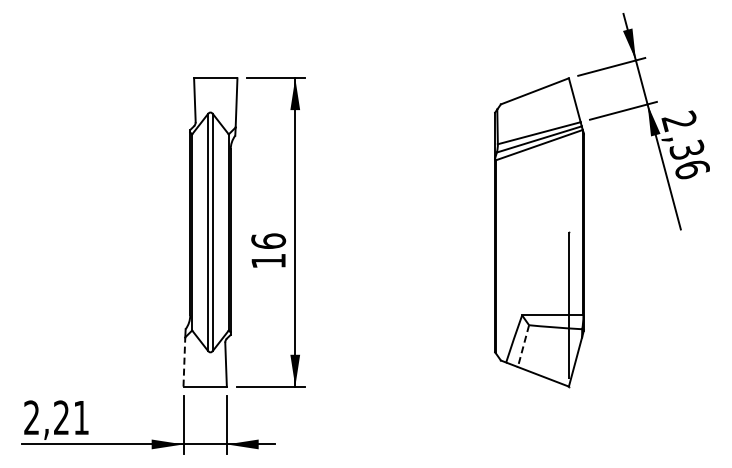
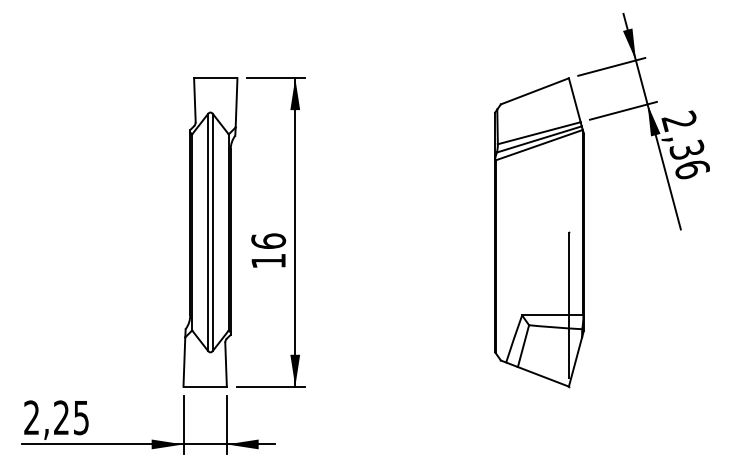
line: dashed -> solid (523, 346)
line: dashed -> solid (184, 362)
text: 2,21 -> 2,25 (81, 418)
